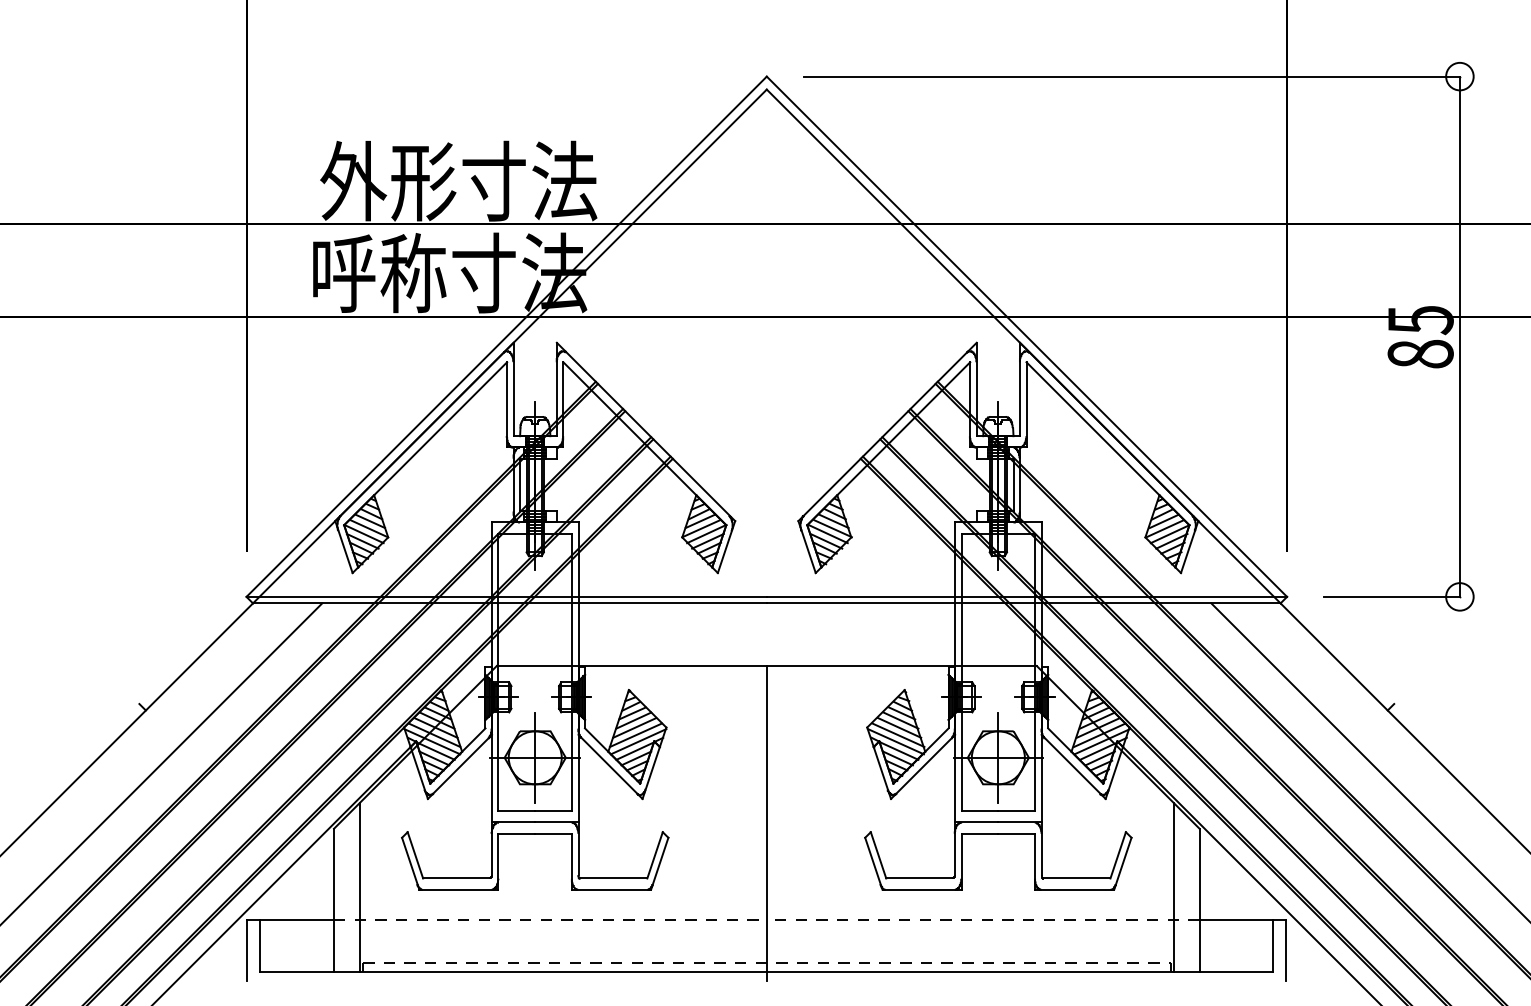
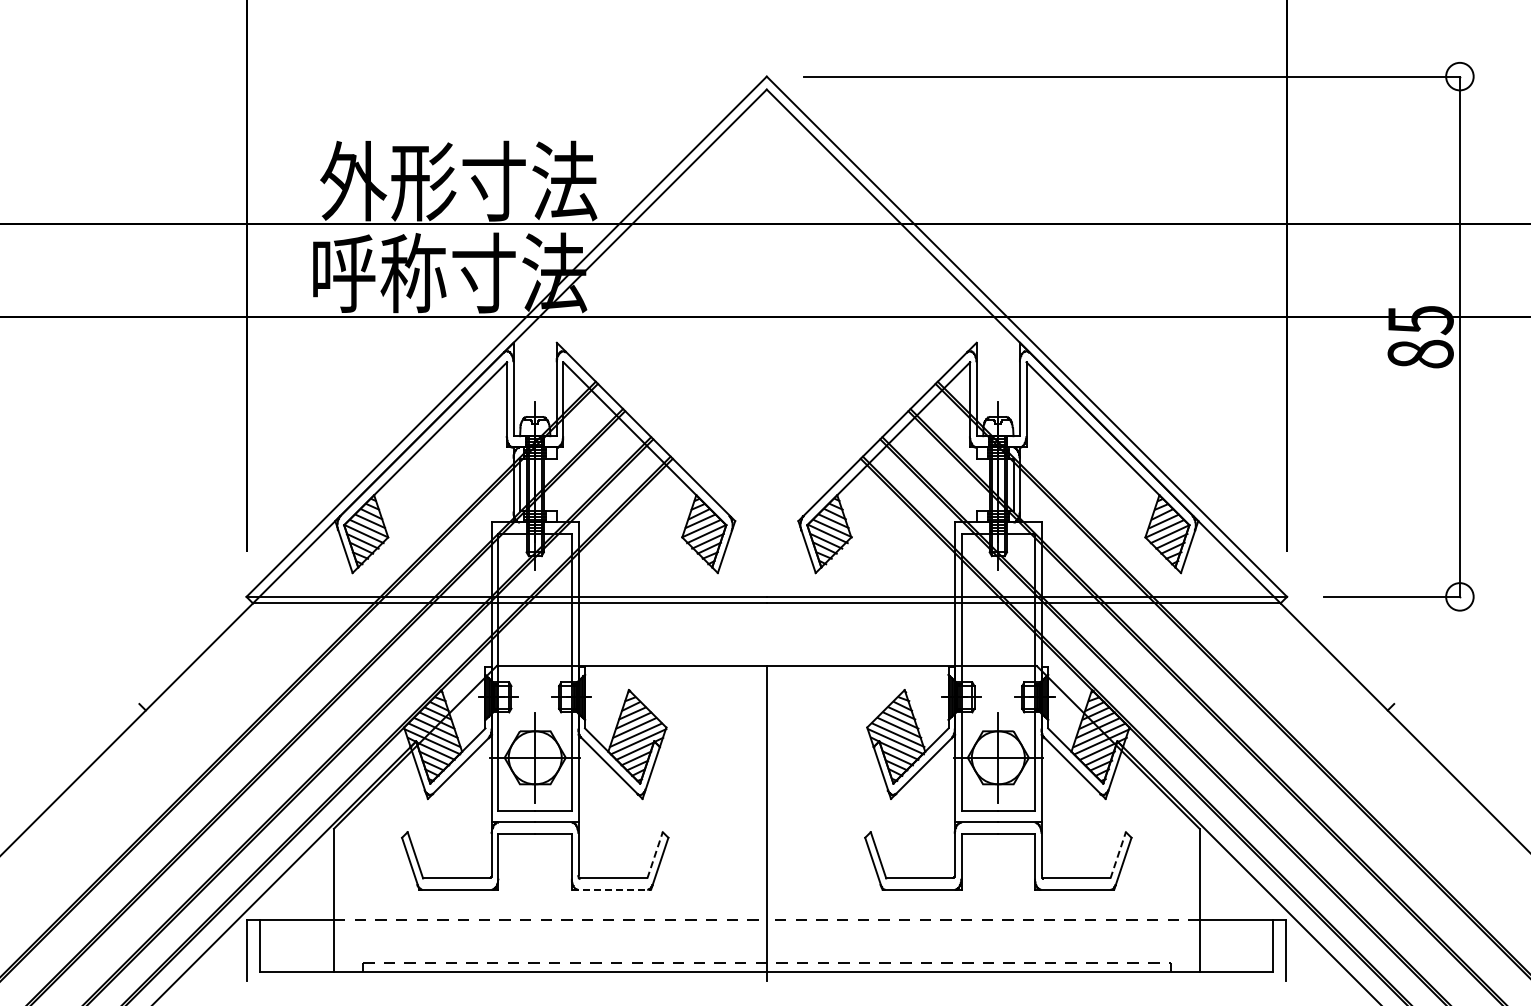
line: present -> none (1369, 761)
line: present -> none (162, 763)
line: solid -> dashed (655, 854)
line: solid -> dashed (1118, 854)
line: present -> none (359, 887)
line: present -> none (1173, 887)
line: solid -> dashed (611, 889)
